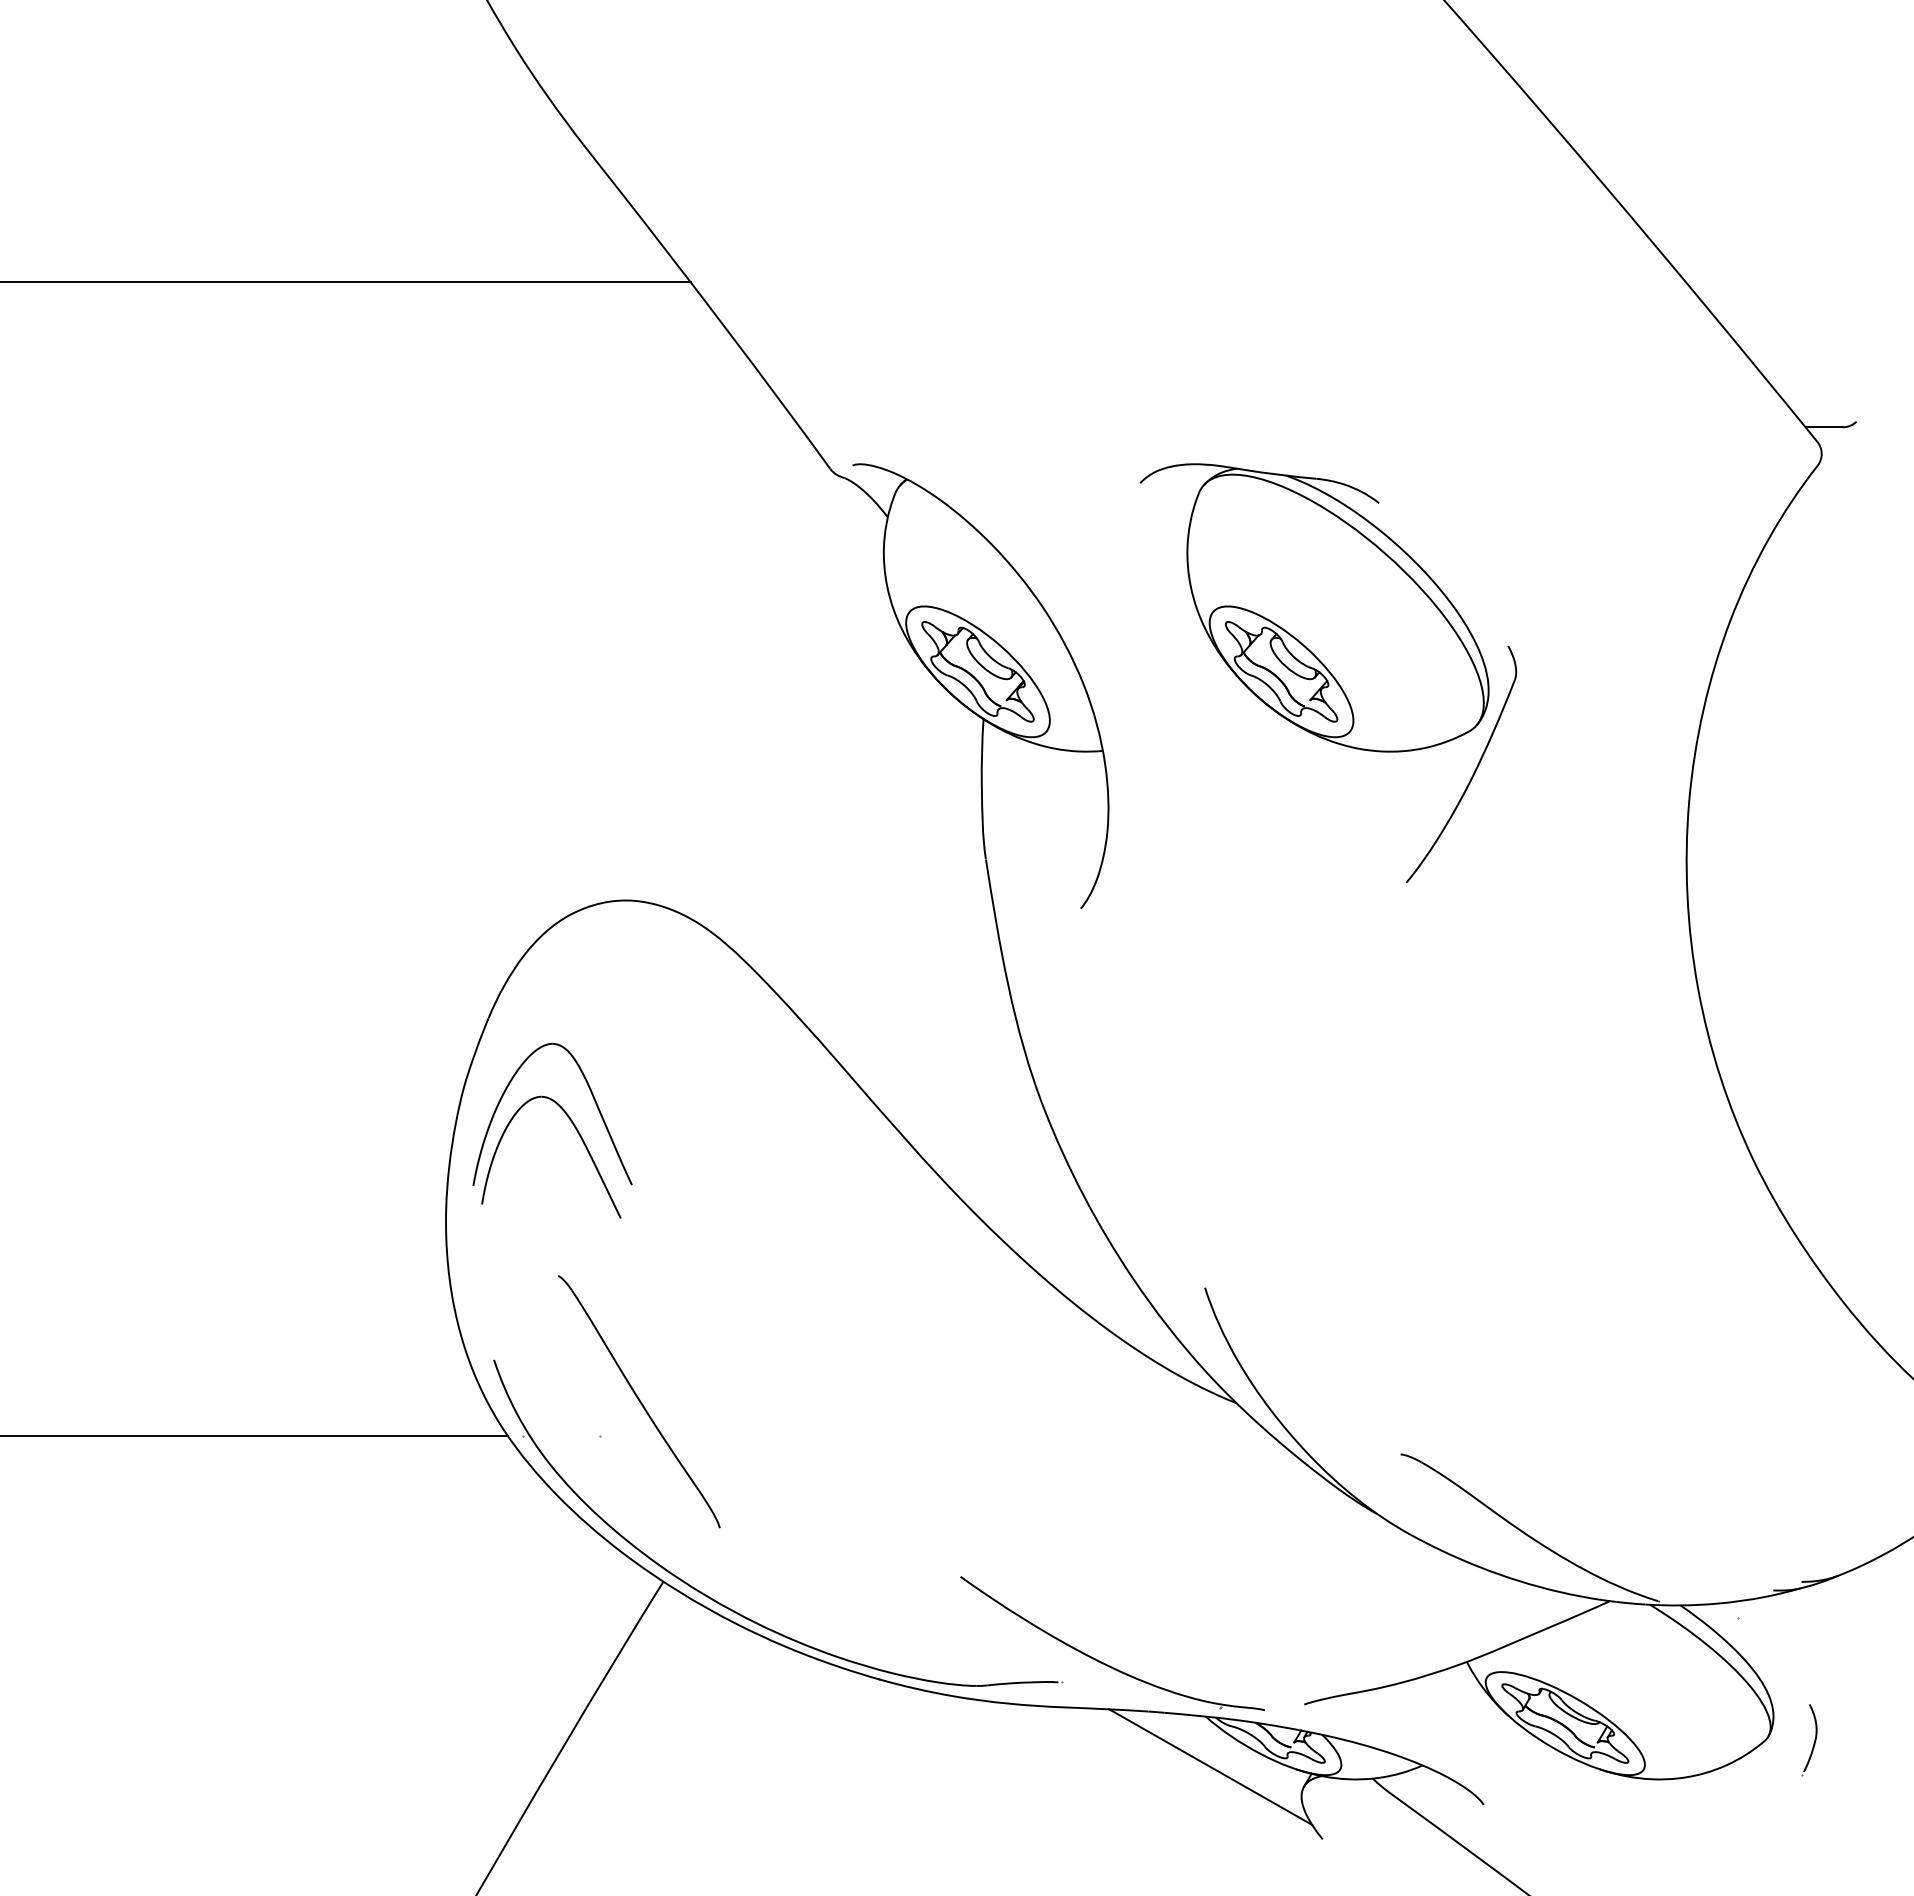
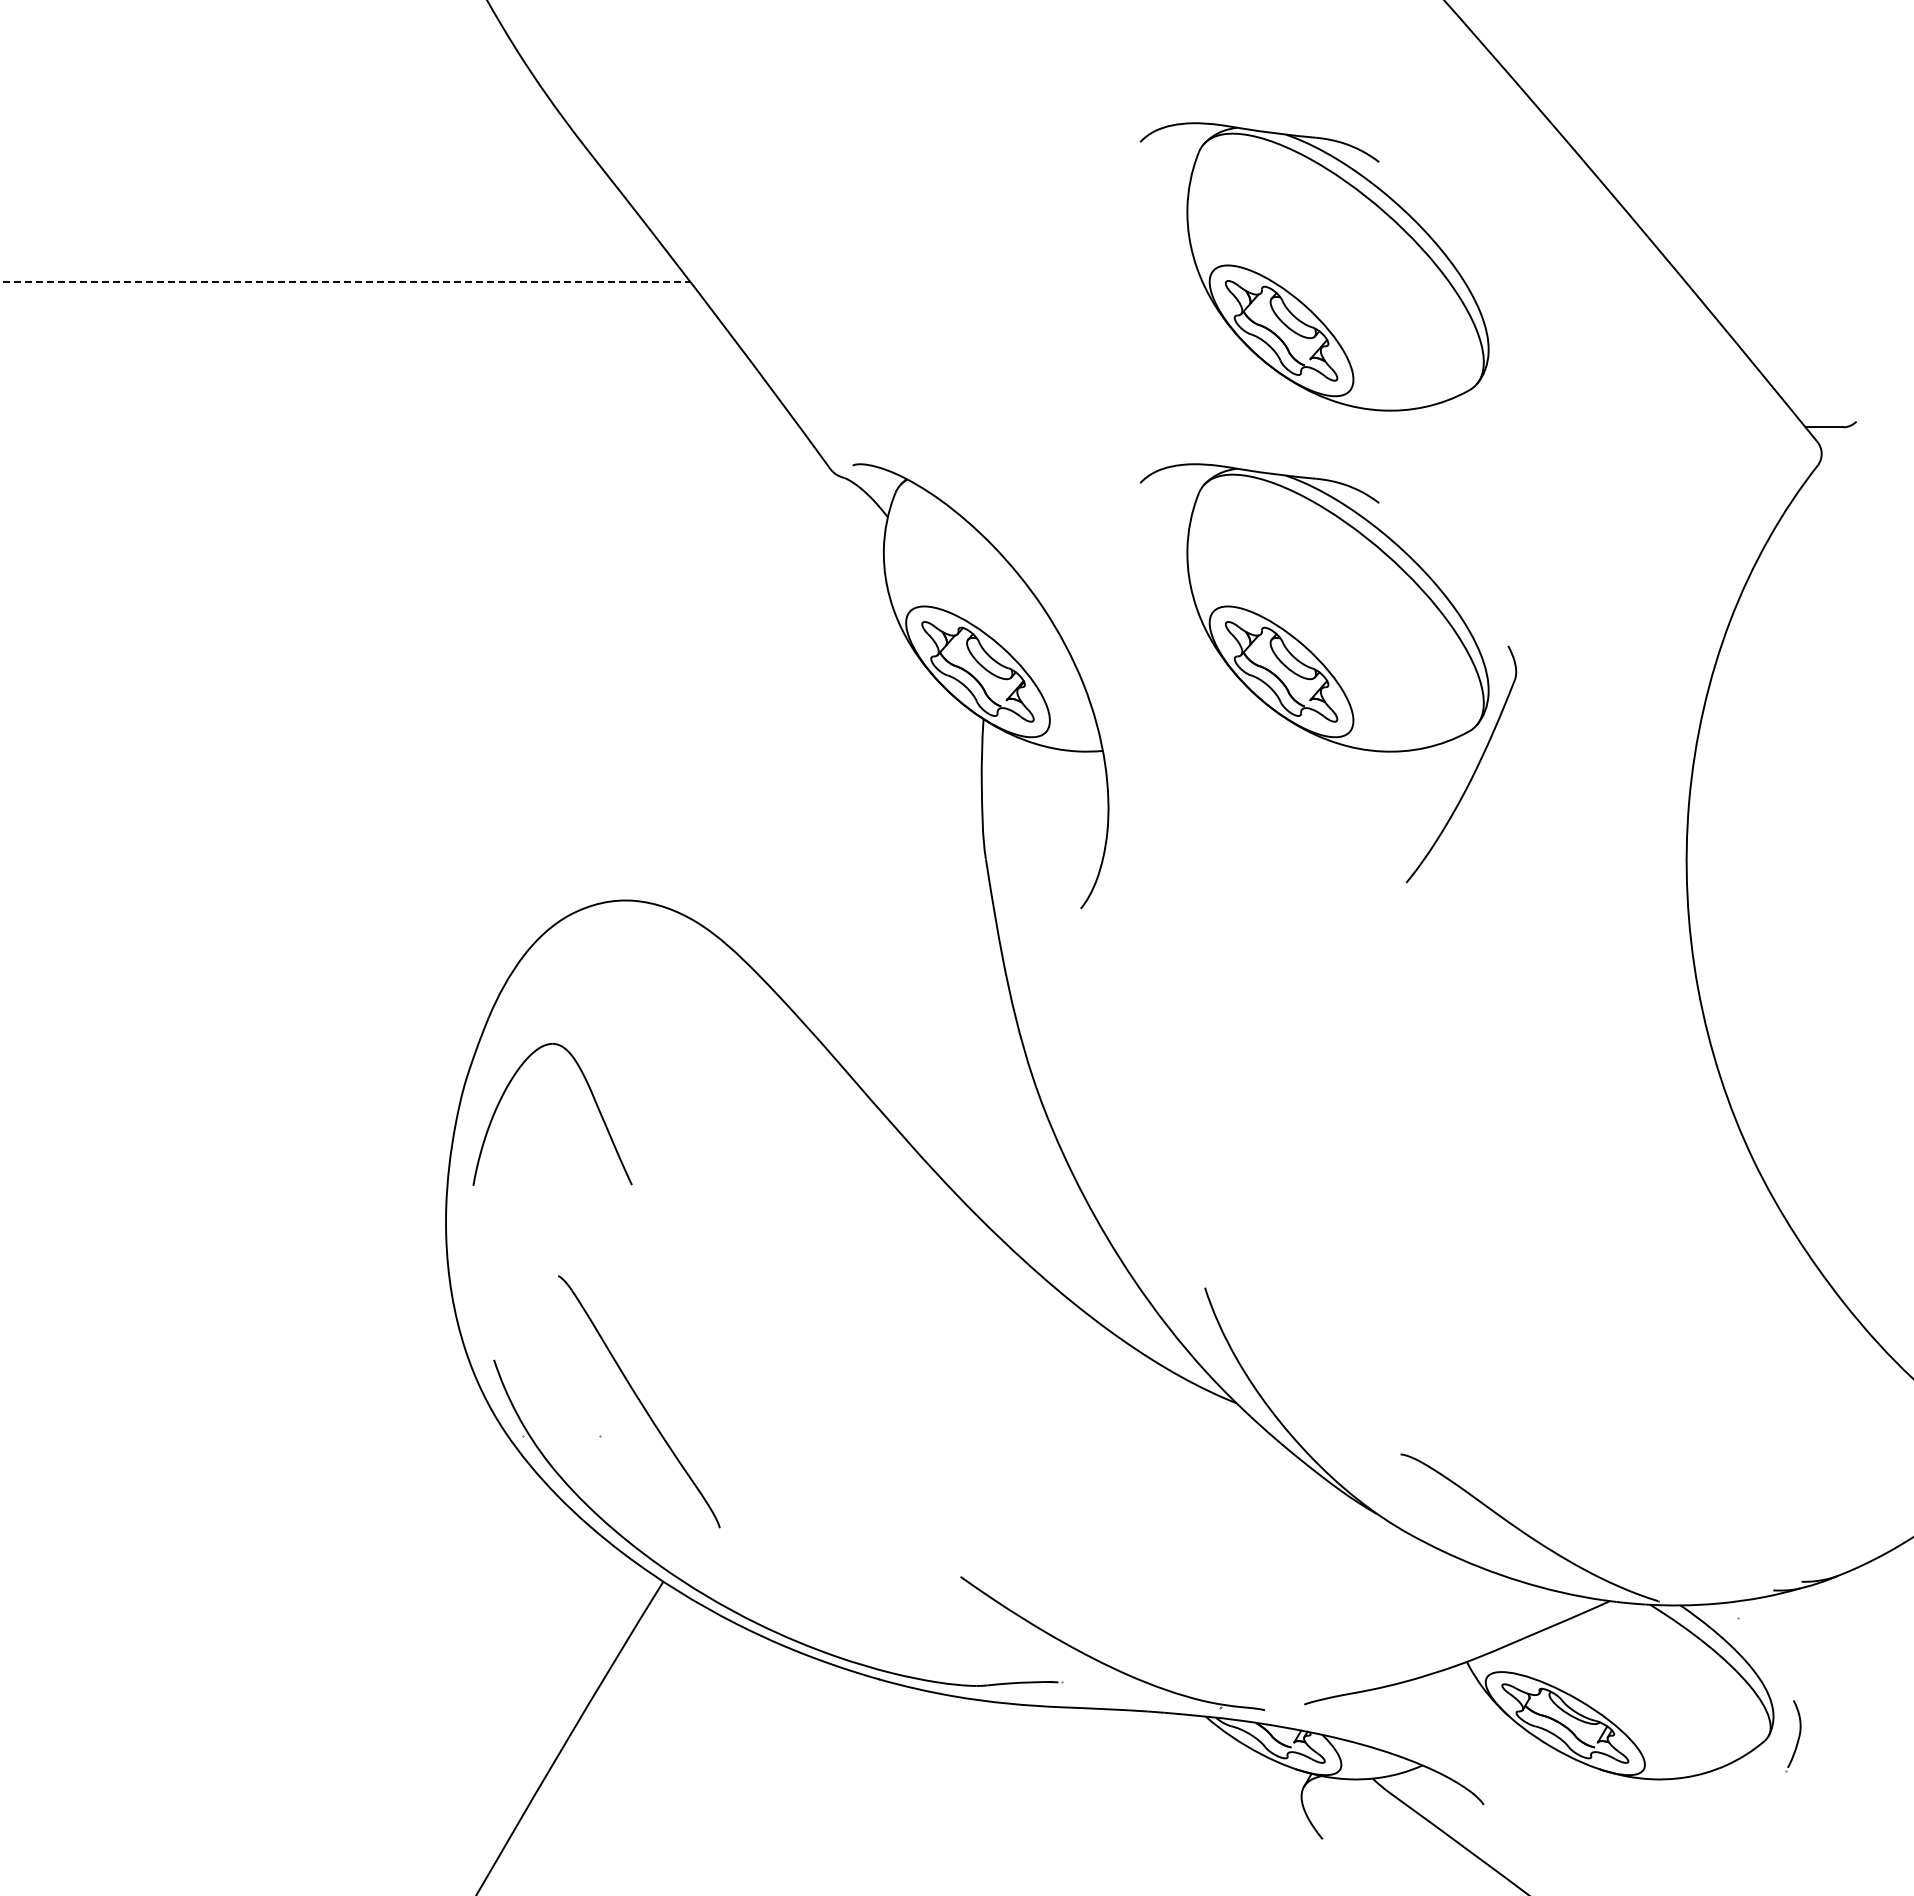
part: none -> present (1314, 266)
line: solid -> dashed (345, 282)
part: present -> none (581, 1140)
line: present -> none (254, 1436)
part position: (1809, 1740) -> (1793, 1736) (1793, 1736)
line: present -> none (1210, 1766)
